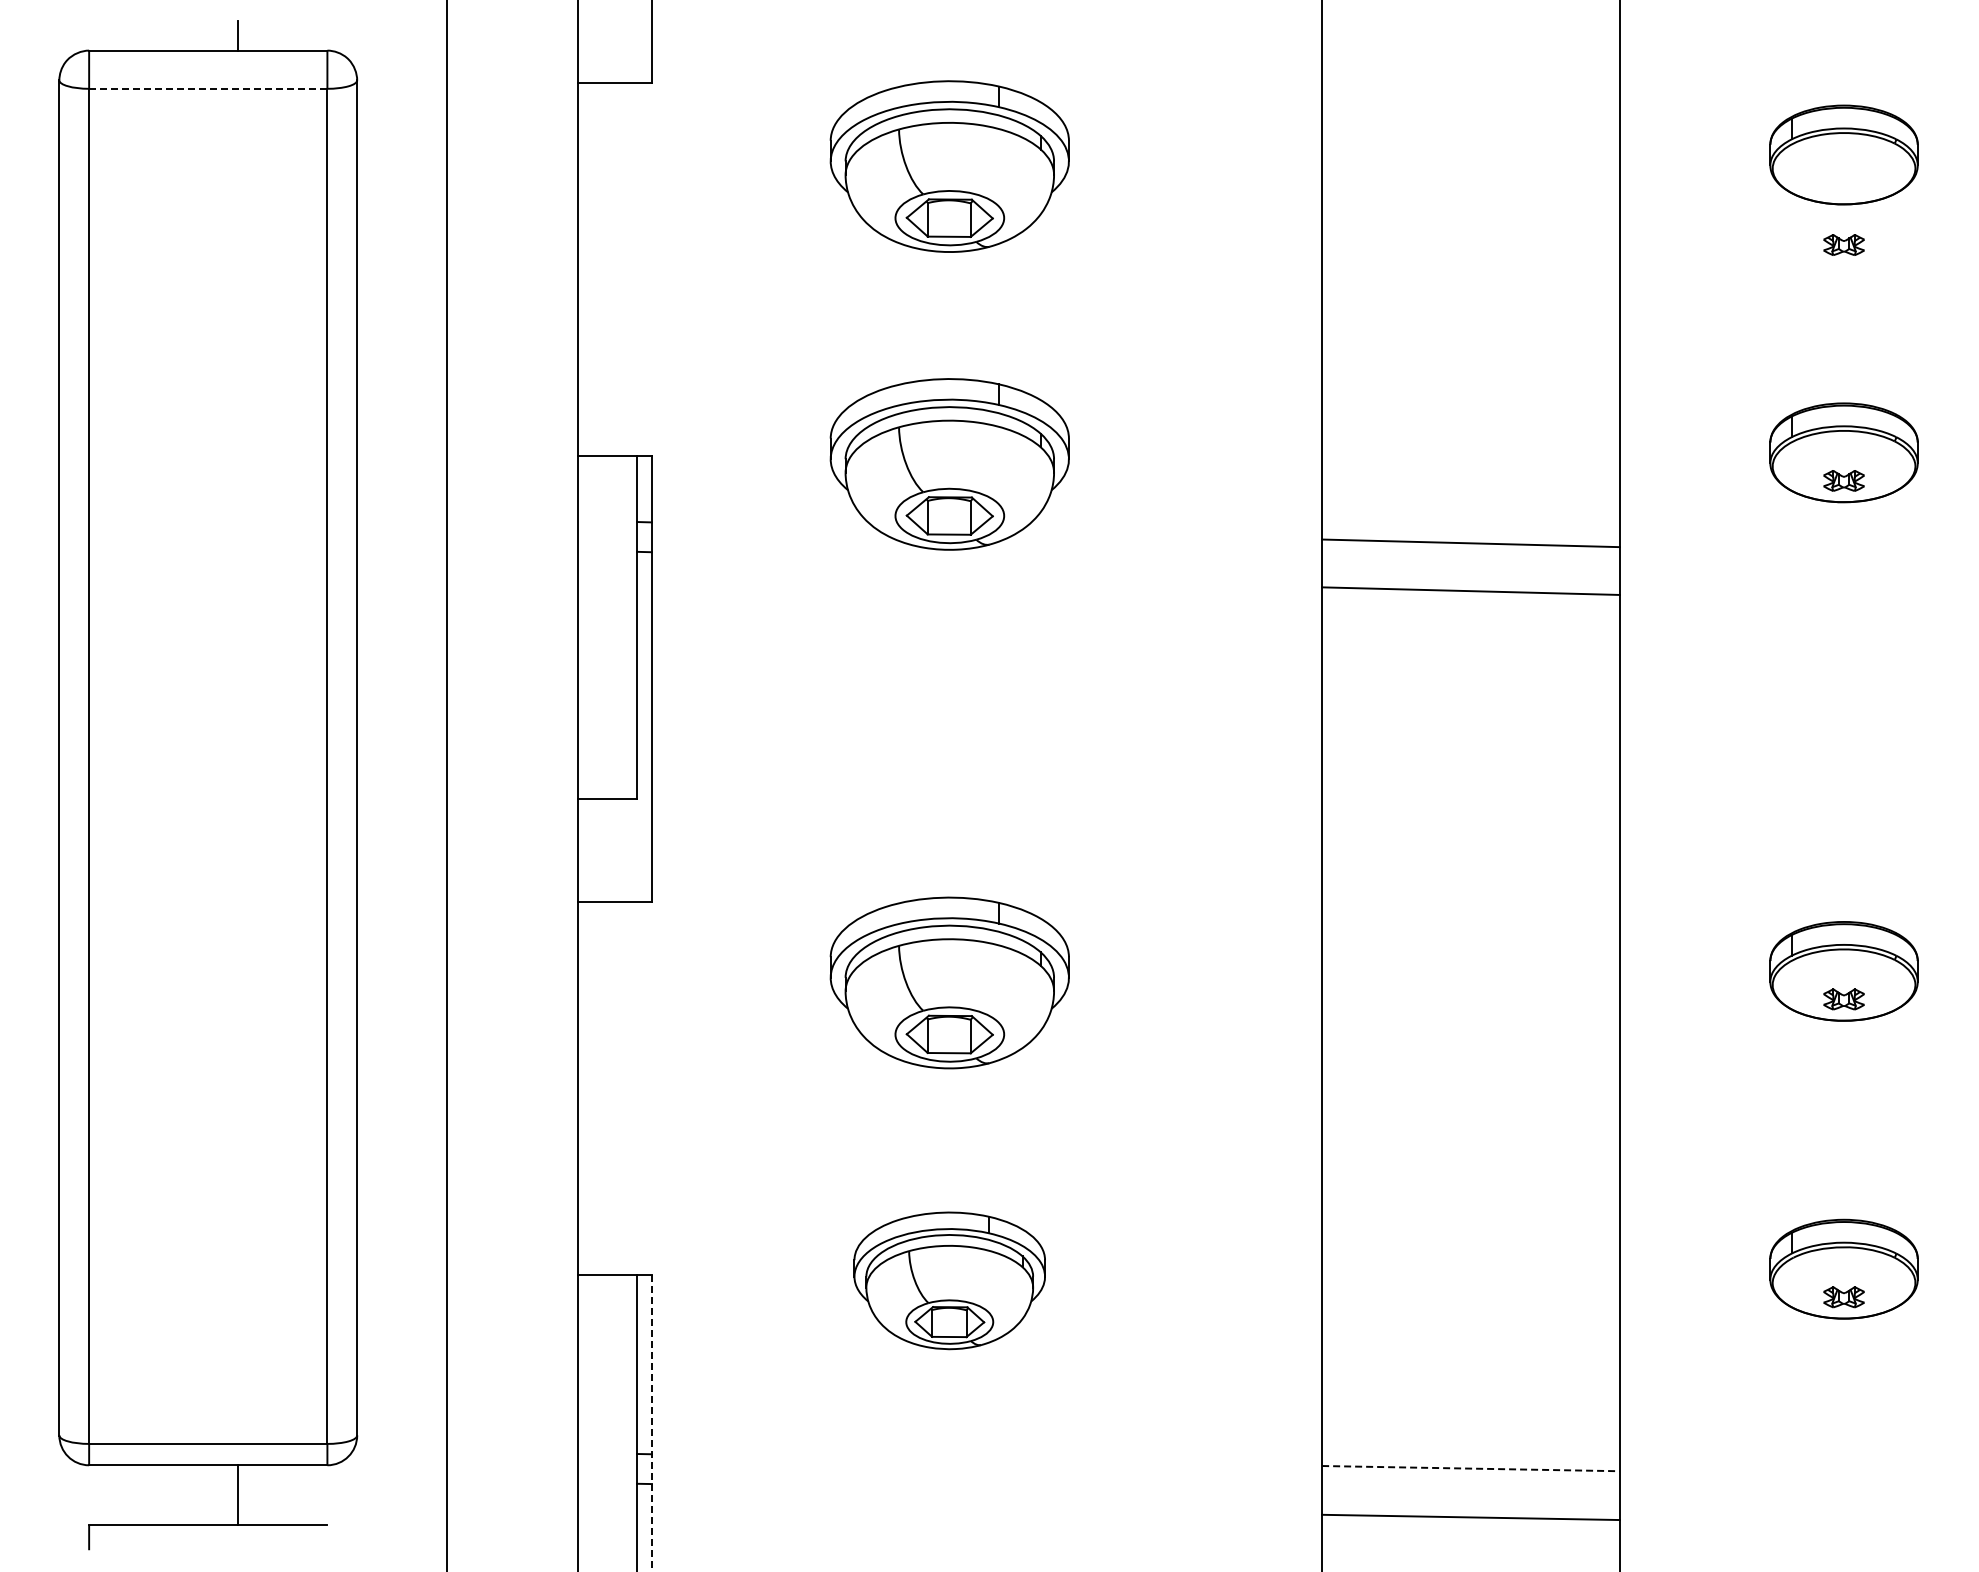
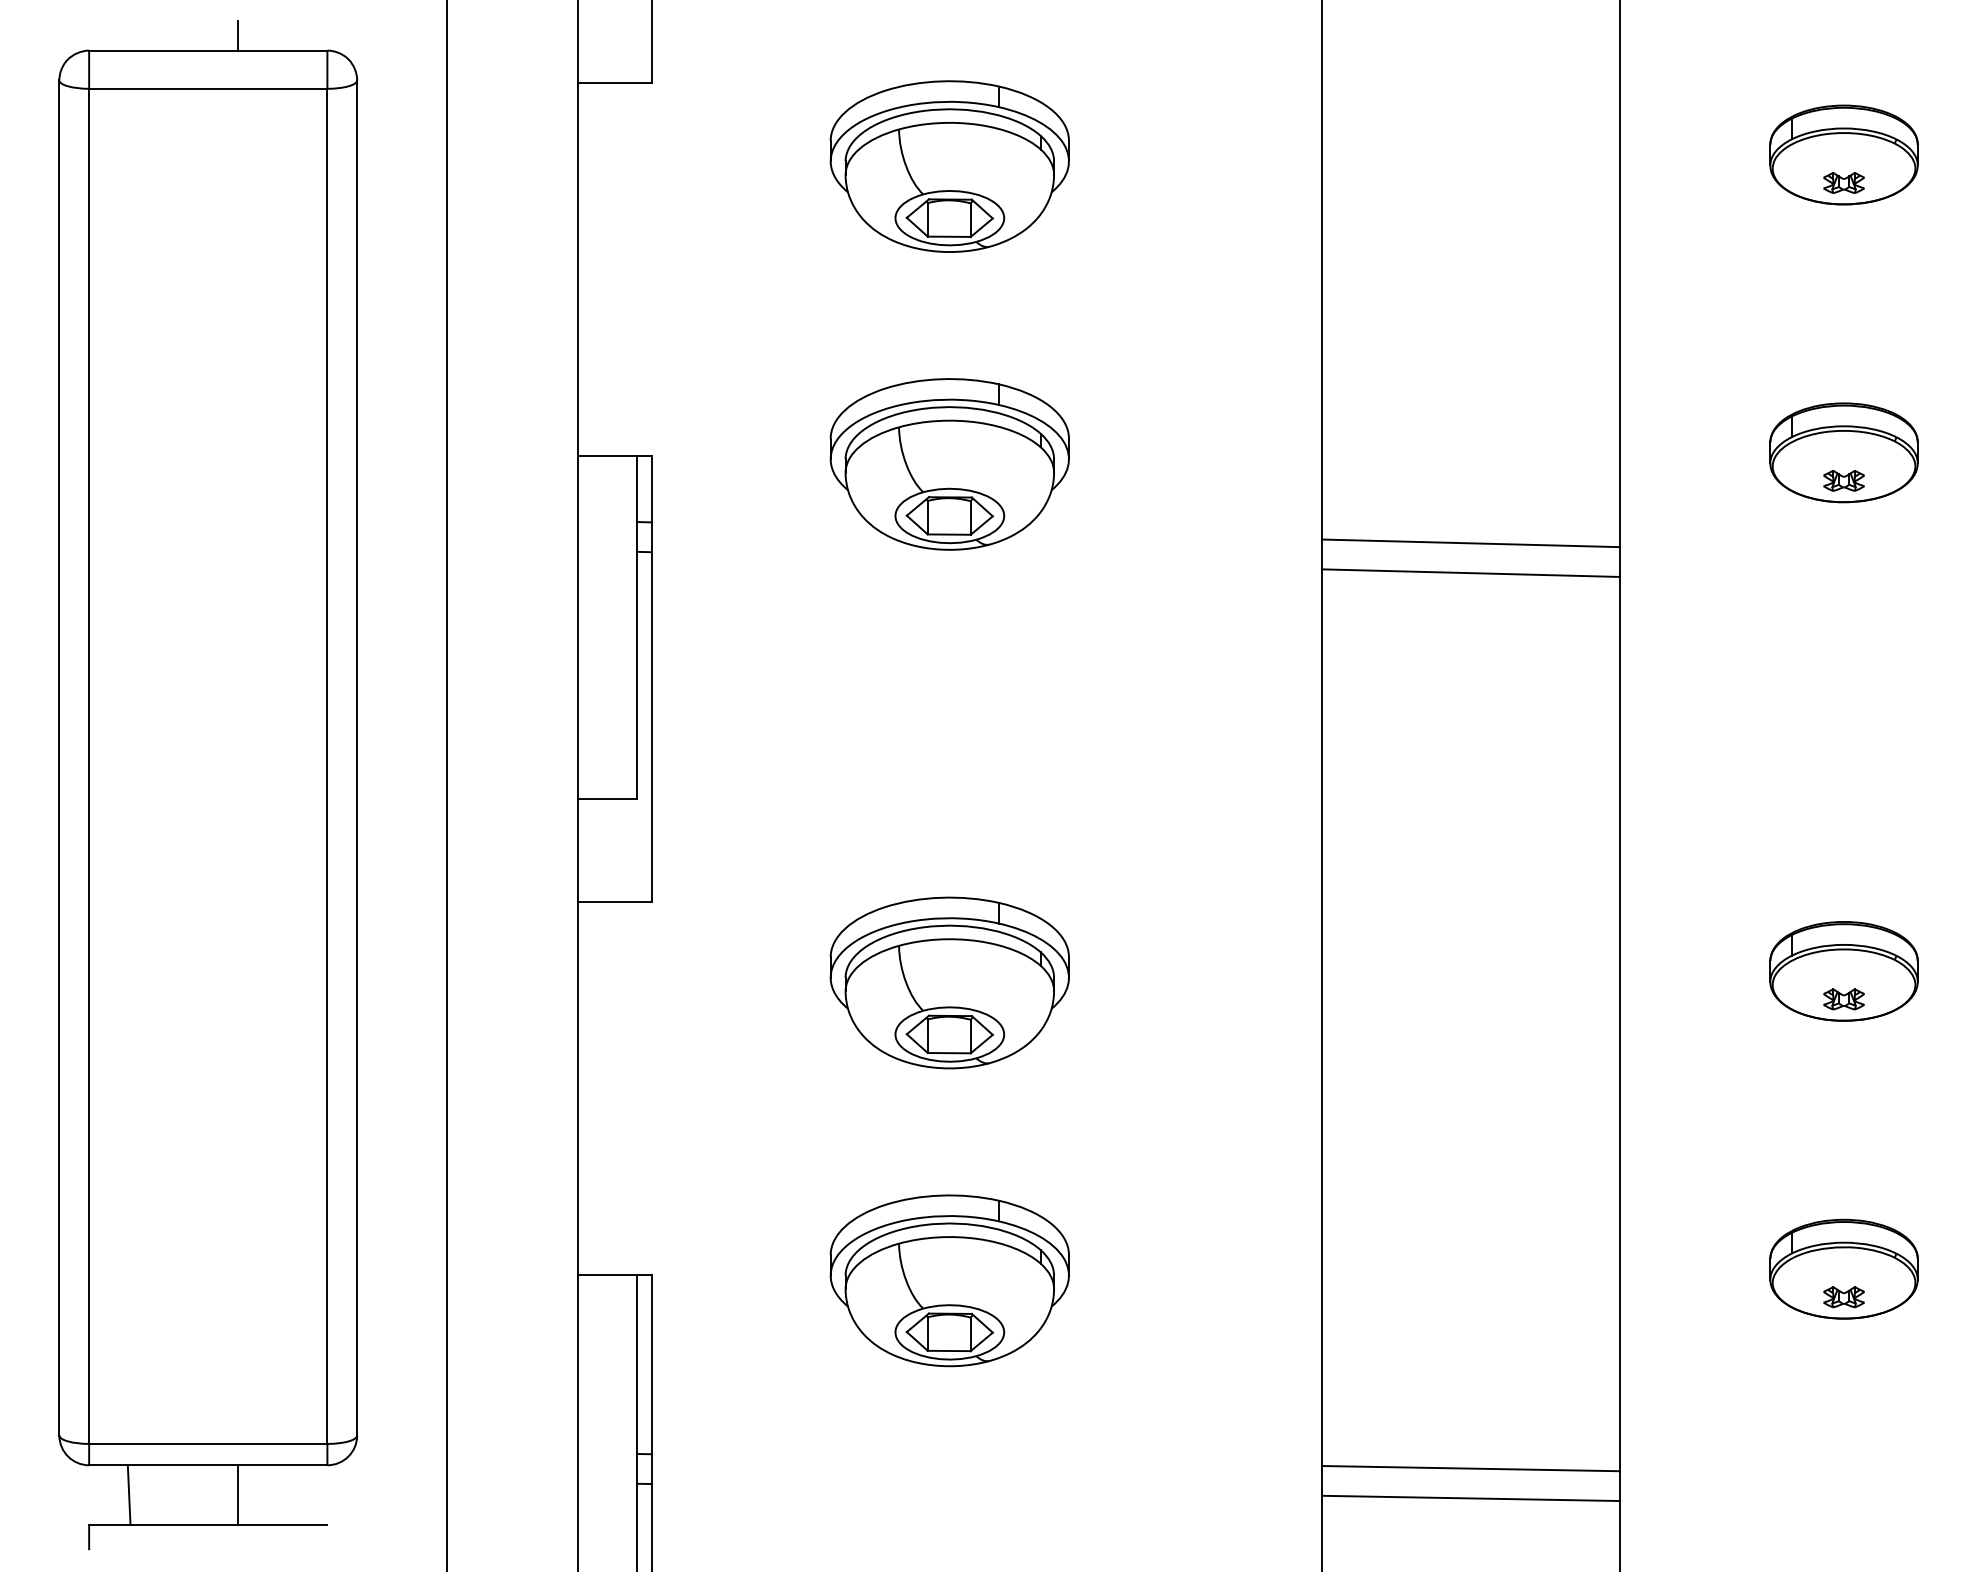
line: dashed -> solid (208, 88)
part position: (1843, 244) -> (1843, 182) (1843, 182)
line position: (1470, 590) -> (1470, 572) (1470, 572)
part size: 193x140 px -> 241x174 px (949, 1280)
line: dashed -> solid (652, 1423)
line: dashed -> solid (1471, 1468)
line: none -> present (128, 1494)
line position: (1470, 1517) -> (1470, 1498) (1470, 1498)
